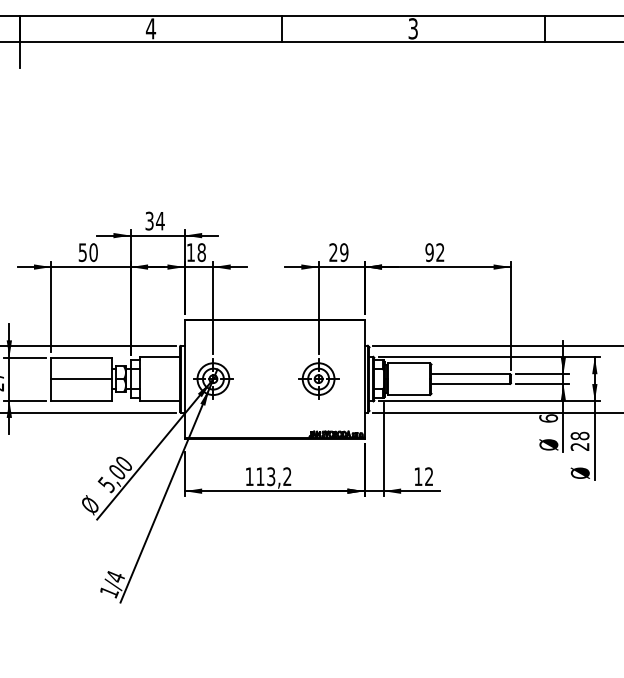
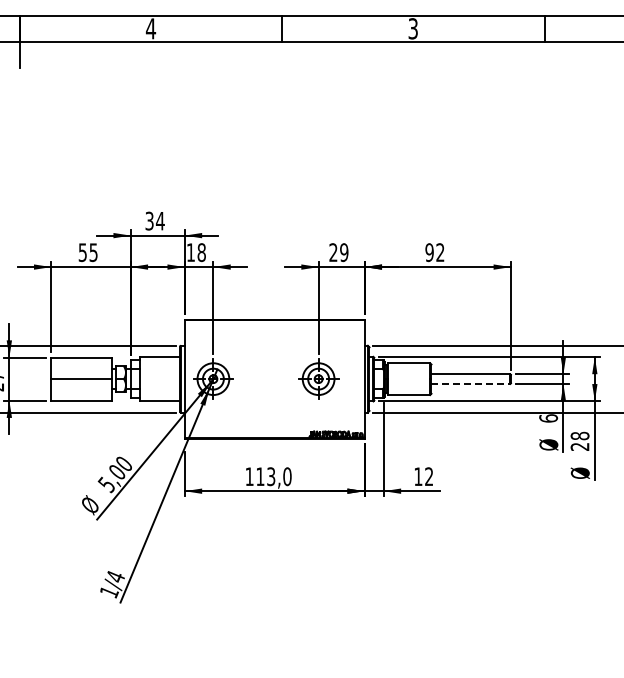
text: 50 -> 55 (93, 252)
line: solid -> dashed (471, 383)
text: 113,2 -> 113,0 (287, 476)
